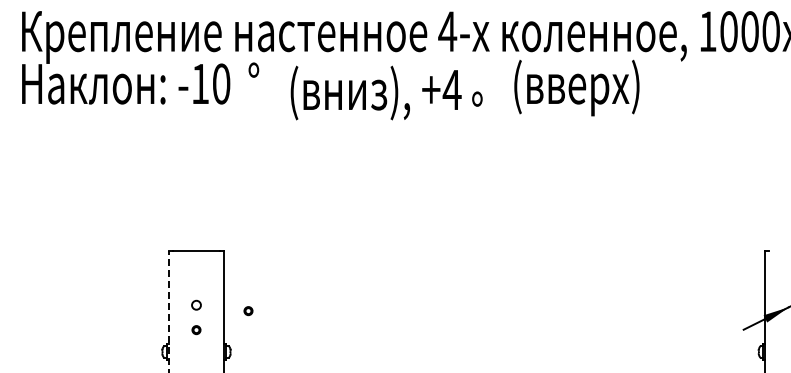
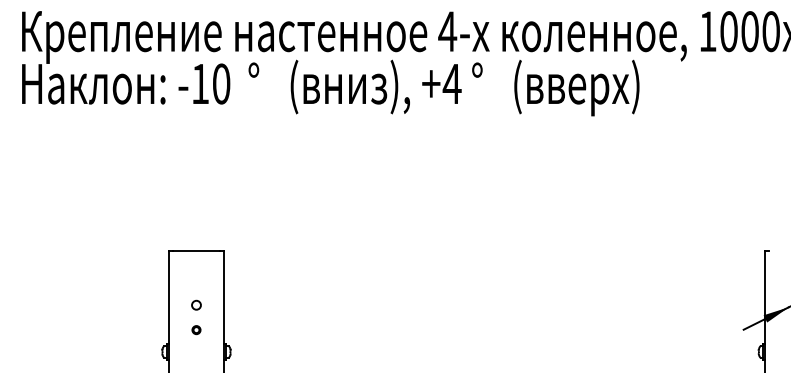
text position: (375, 92) -> (375, 86) (375, 86)
text position: (477, 98) -> (477, 69) (477, 69)
line: dashed -> solid (168, 311)
part: present -> none (248, 311)
